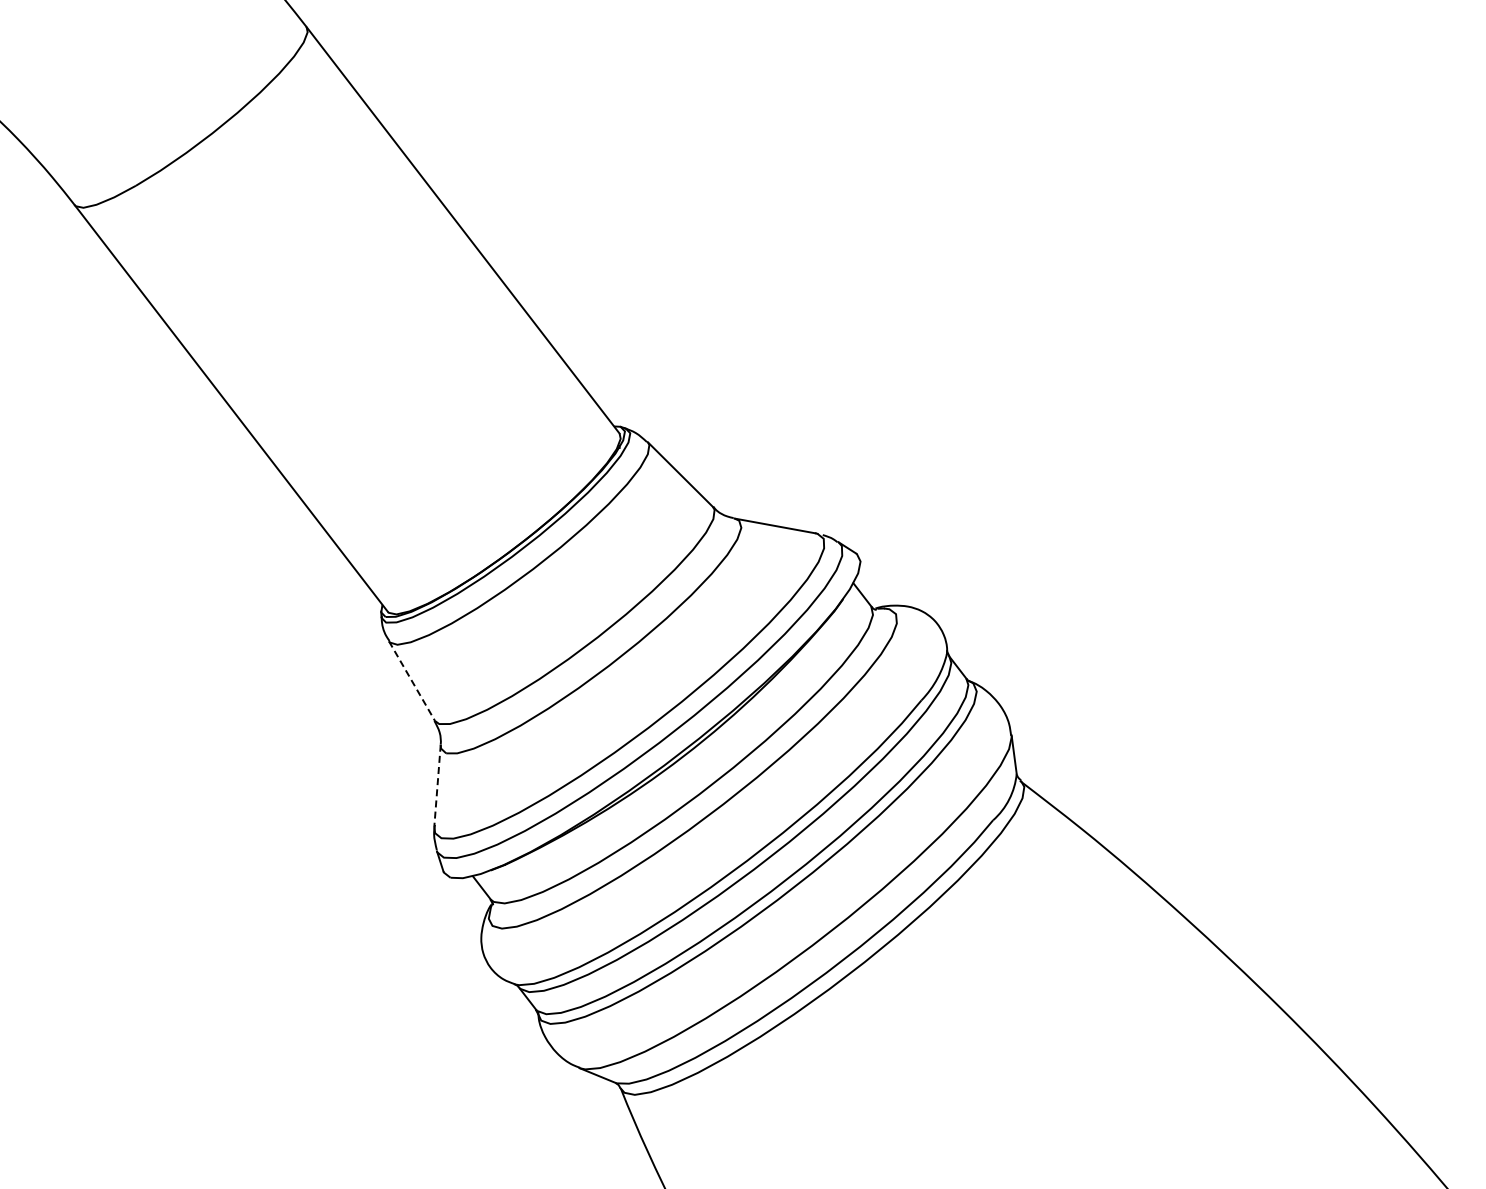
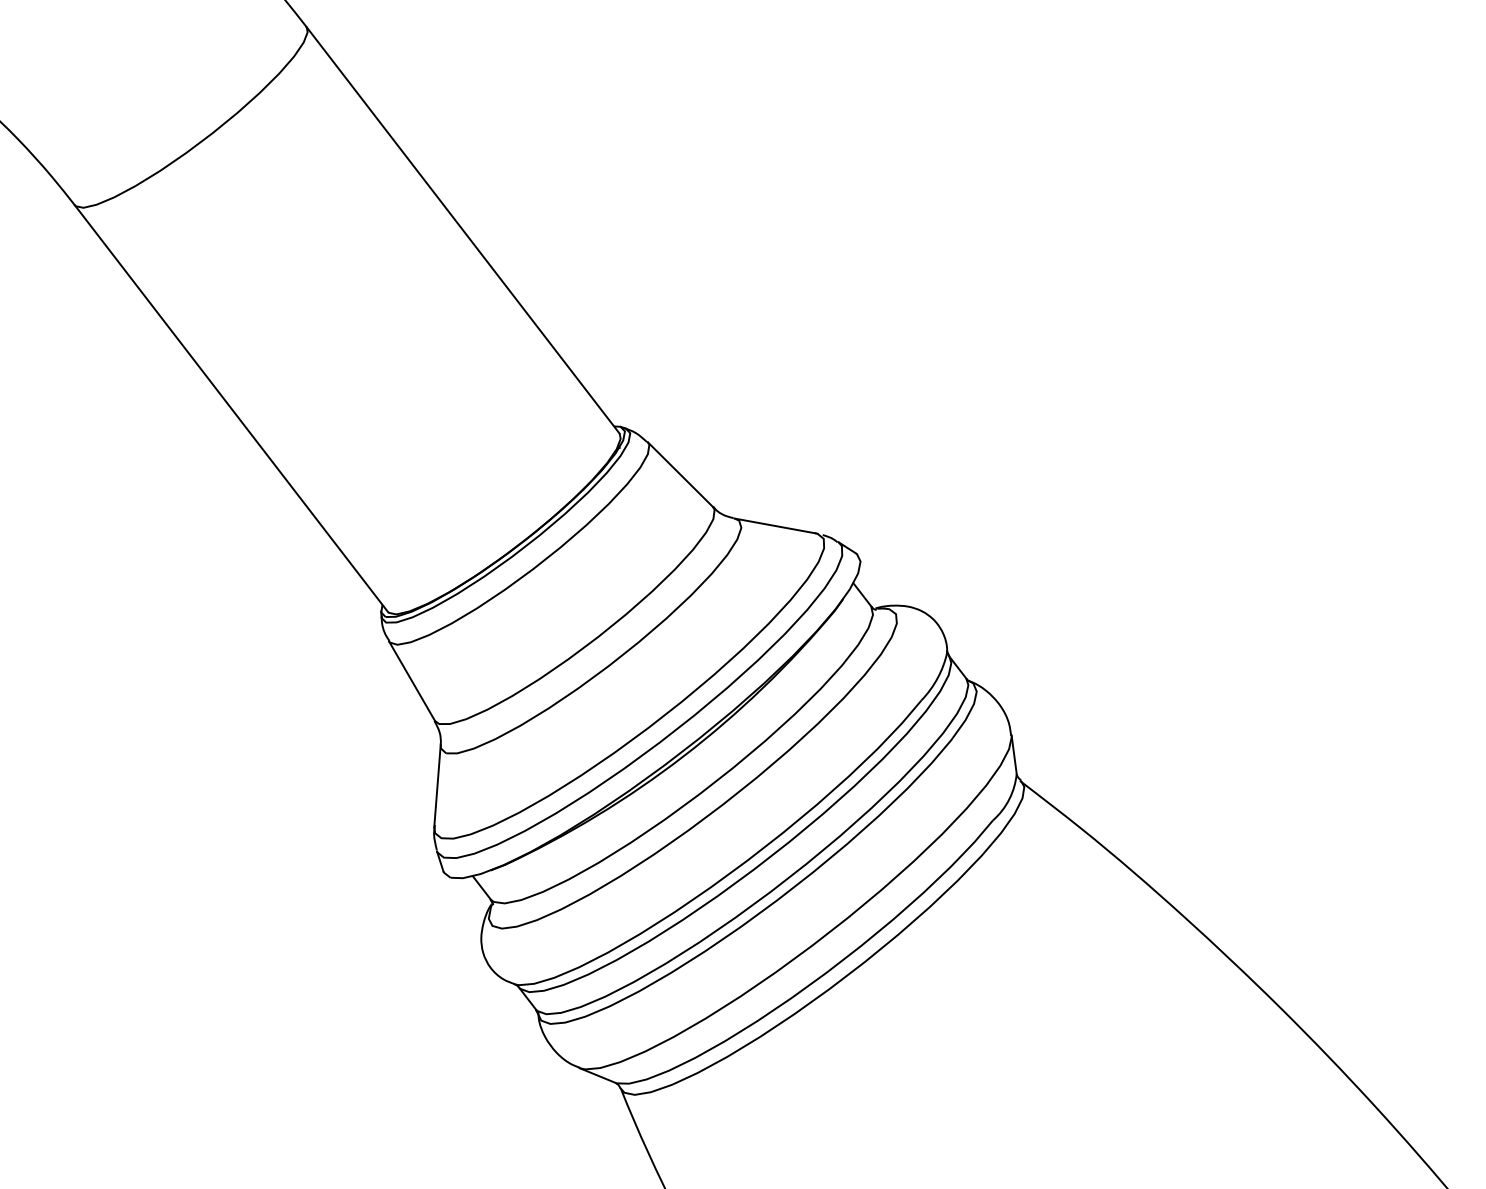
line: dashed -> solid (412, 681)
line: dashed -> solid (437, 786)
